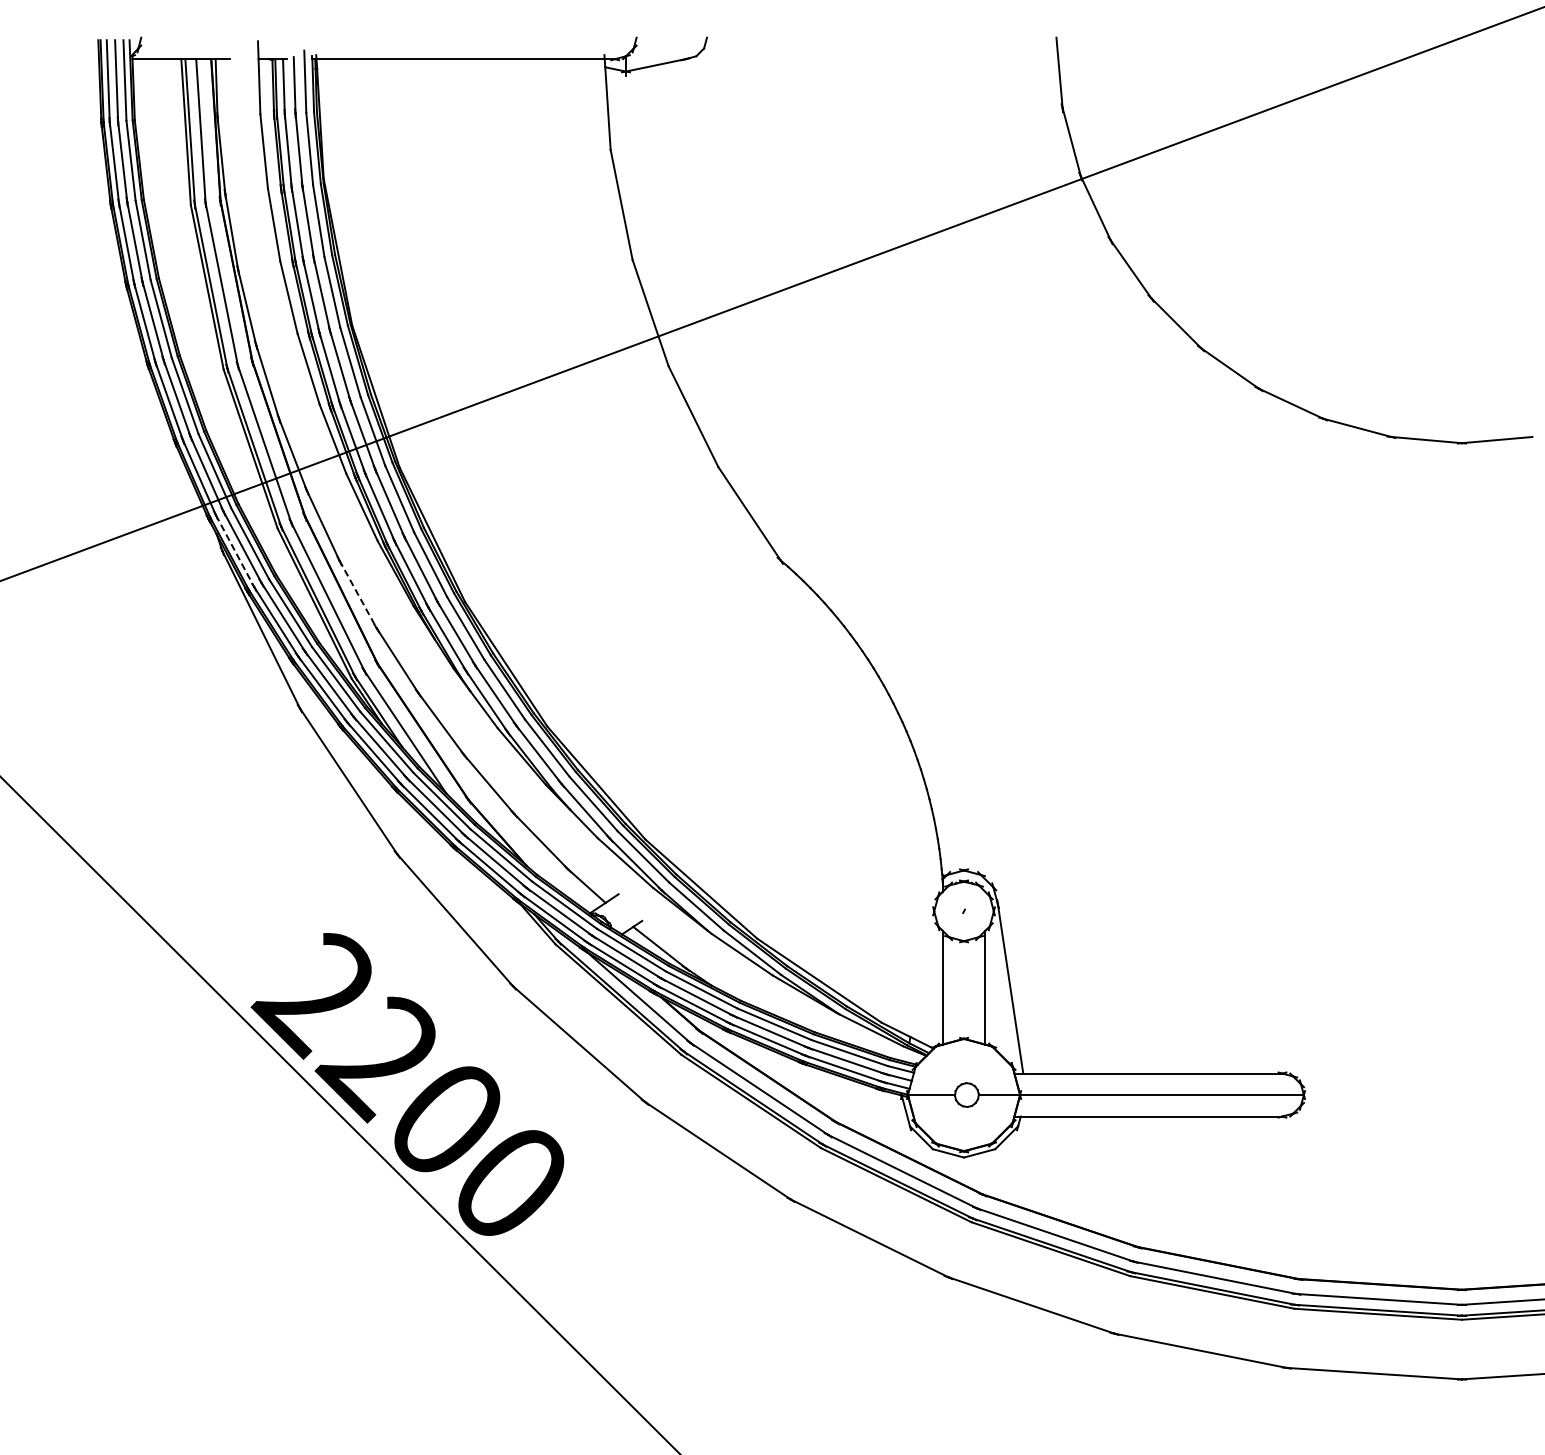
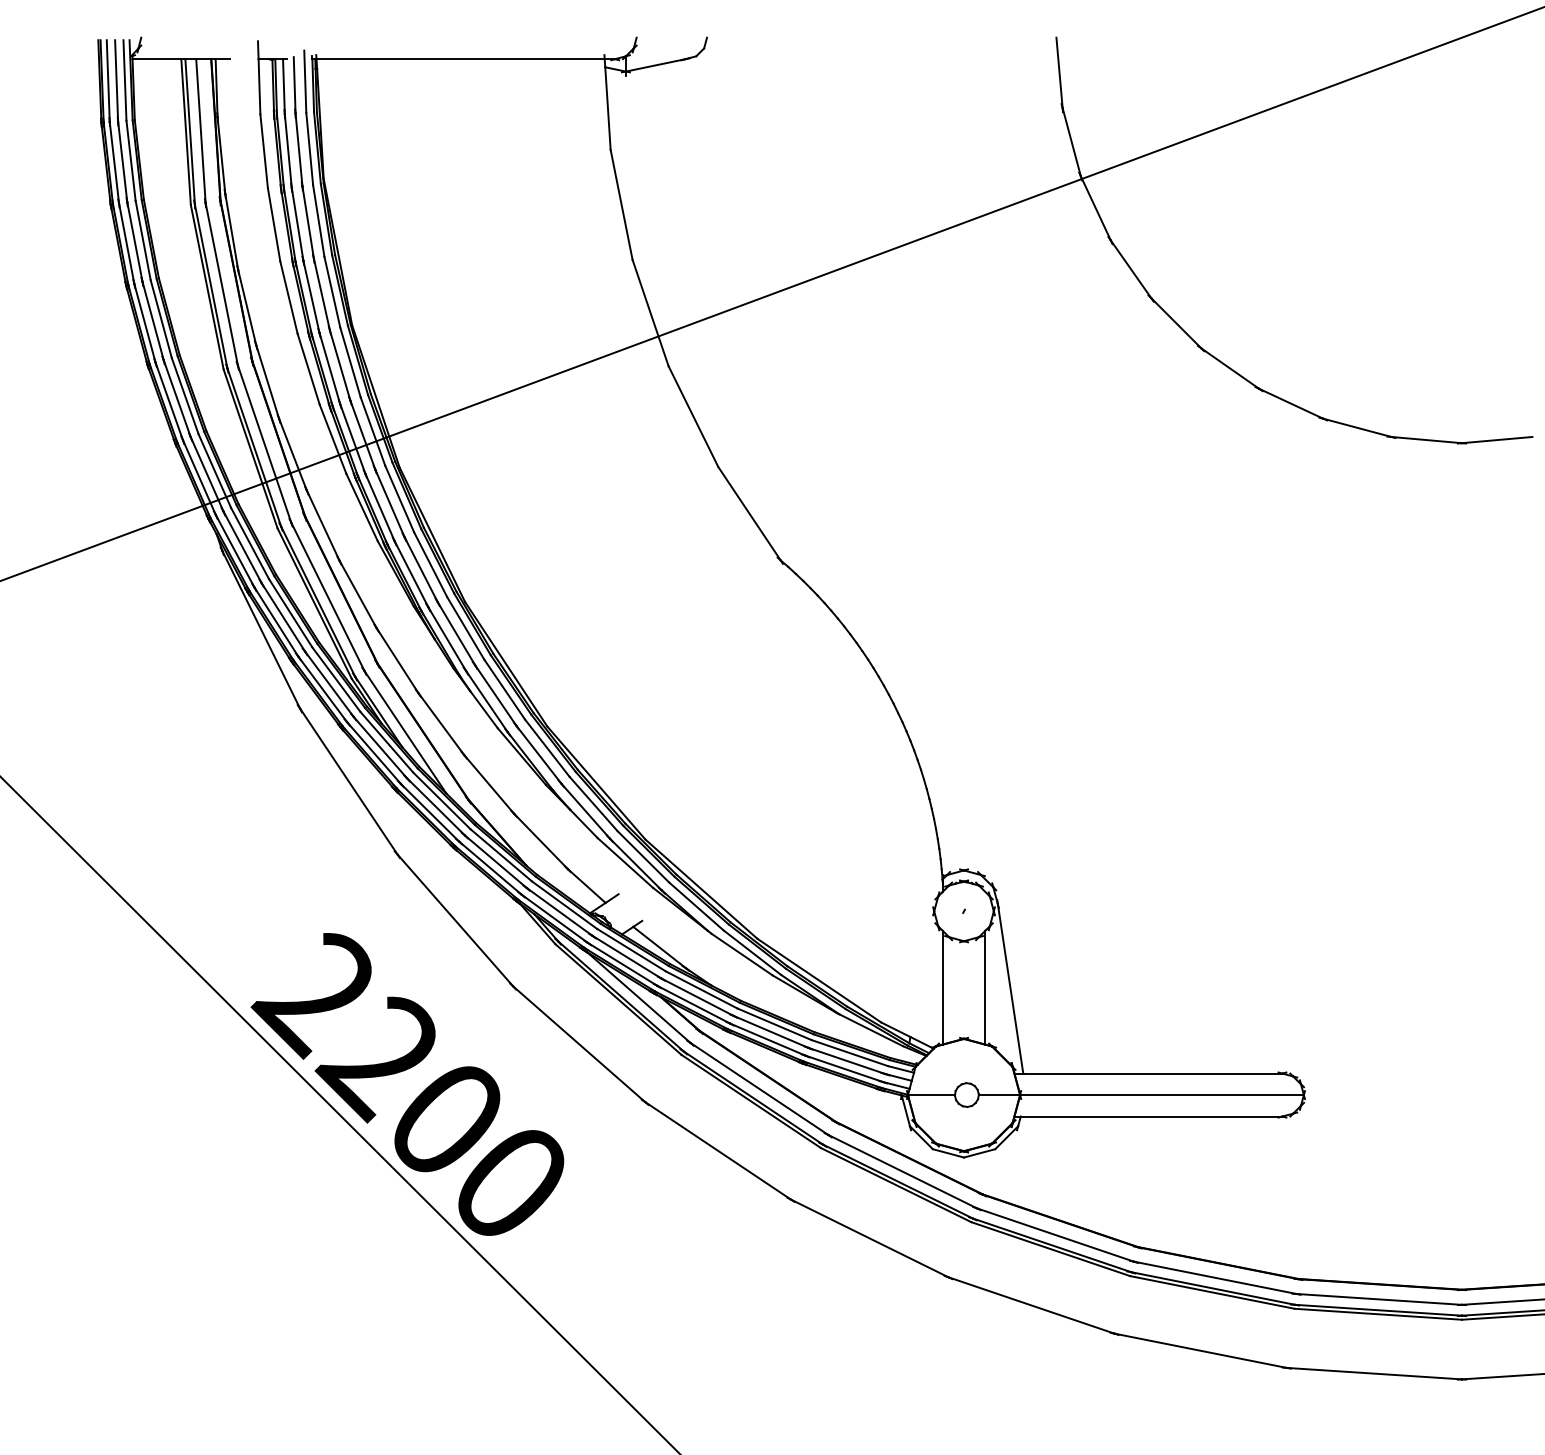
line: dashed -> solid (235, 551)
line: dashed -> solid (358, 594)
